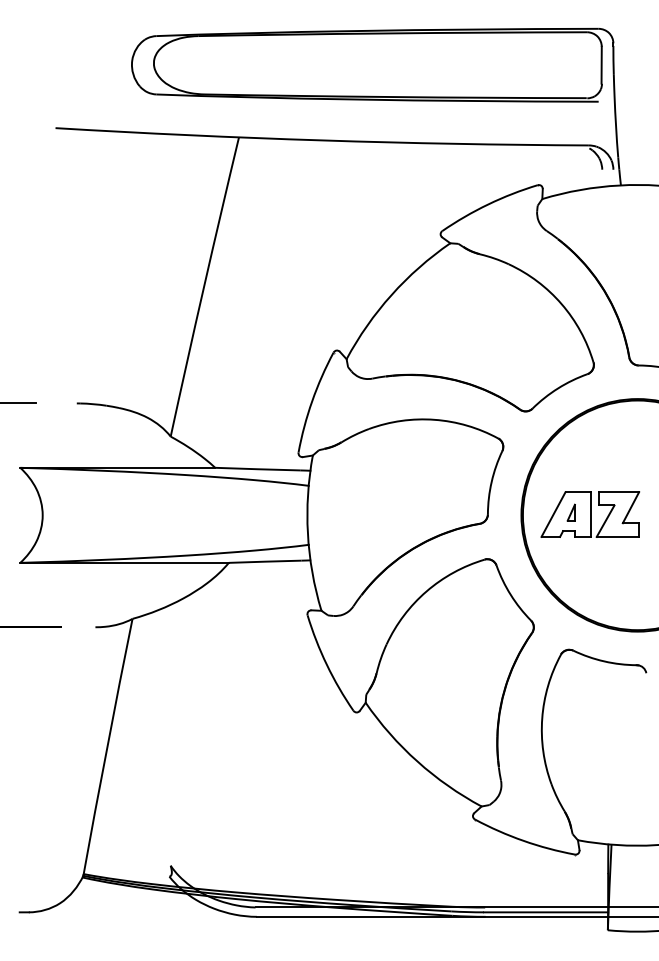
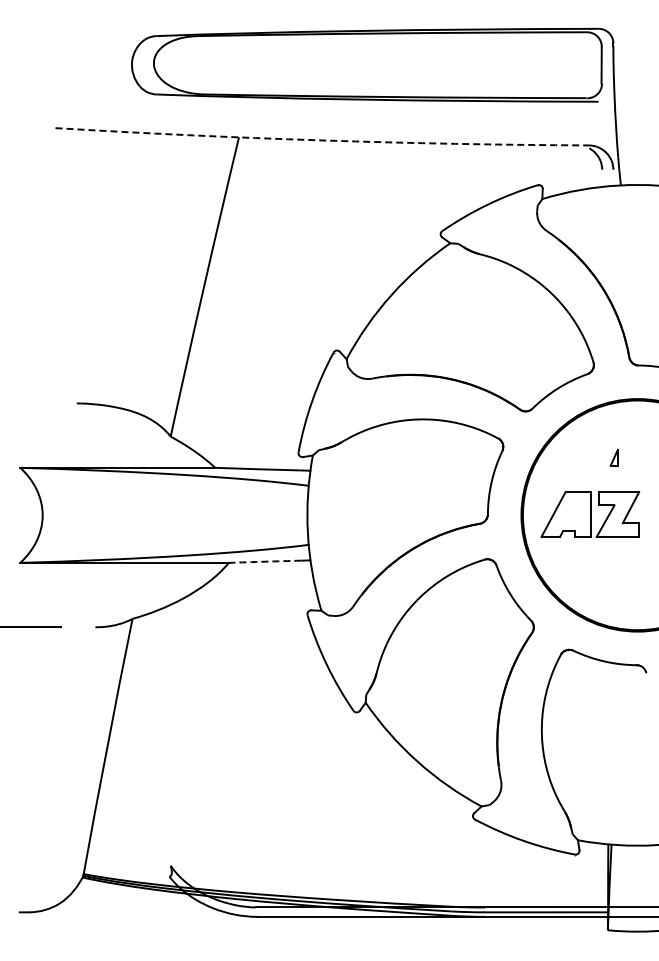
arc: solid -> dashed (322, 140)
line: present -> none (18, 403)
part position: (570, 512) -> (613, 457) (613, 457)
arc: solid -> dashed (265, 561)
